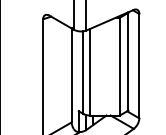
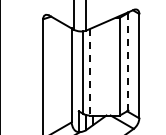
line: solid -> dashed (128, 61)
line: solid -> dashed (89, 72)
